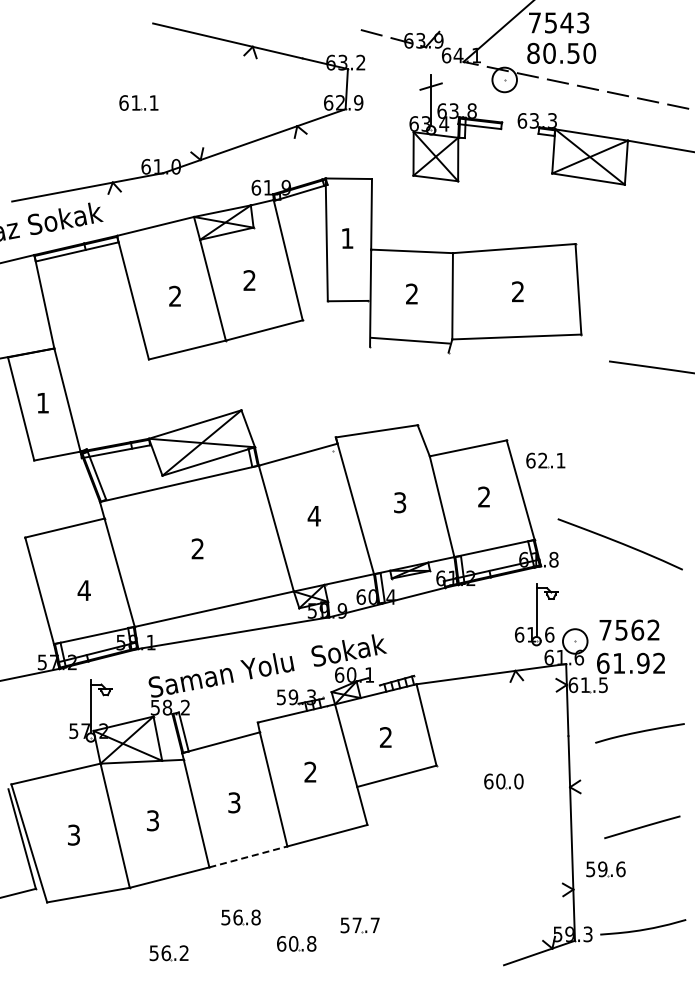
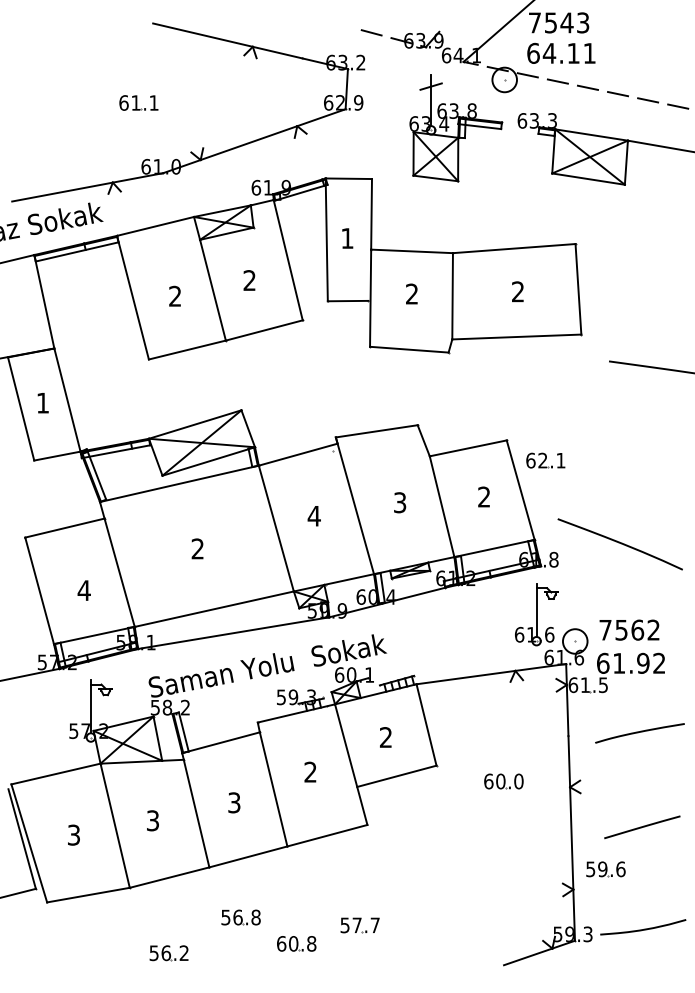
text: 80.50 -> 64.11 (561, 52)
line position: (410, 340) -> (409, 349) (409, 349)
line: dashed -> solid (248, 856)
